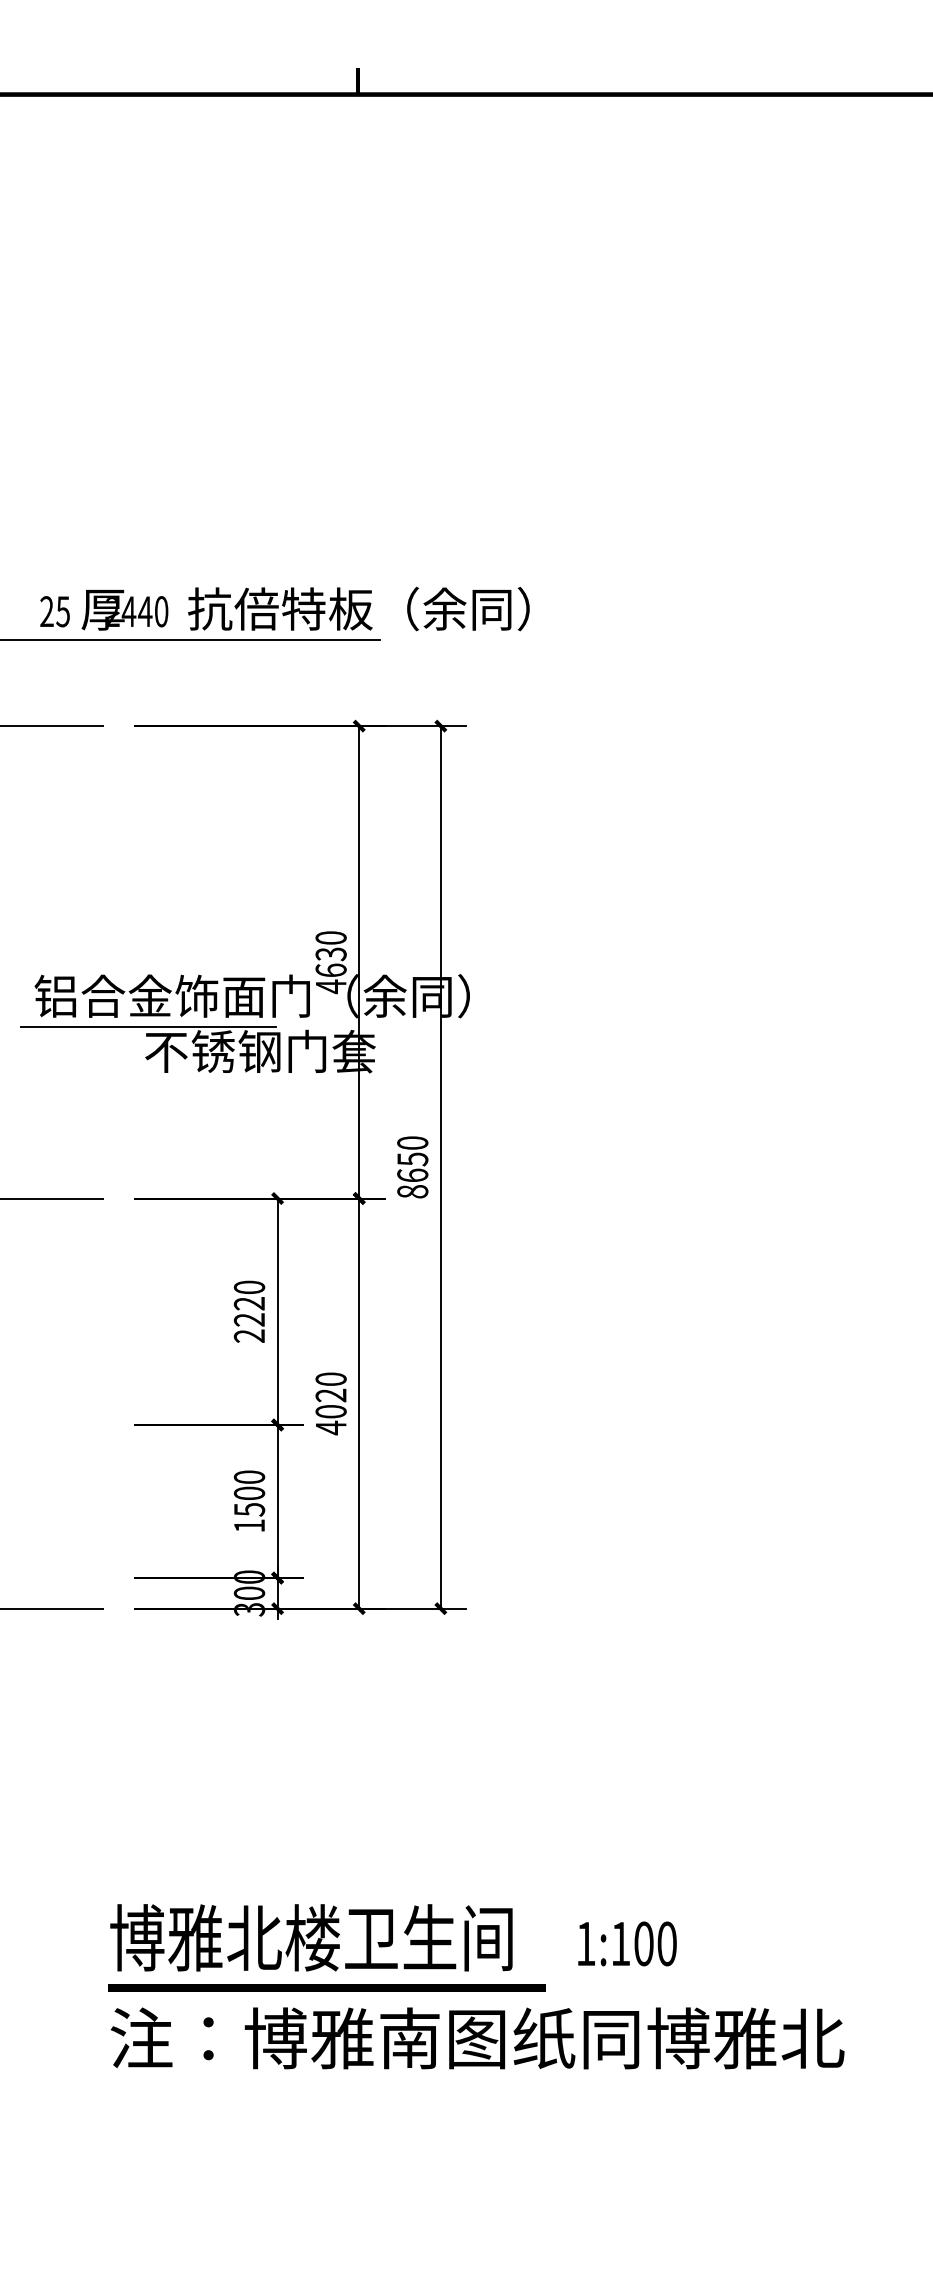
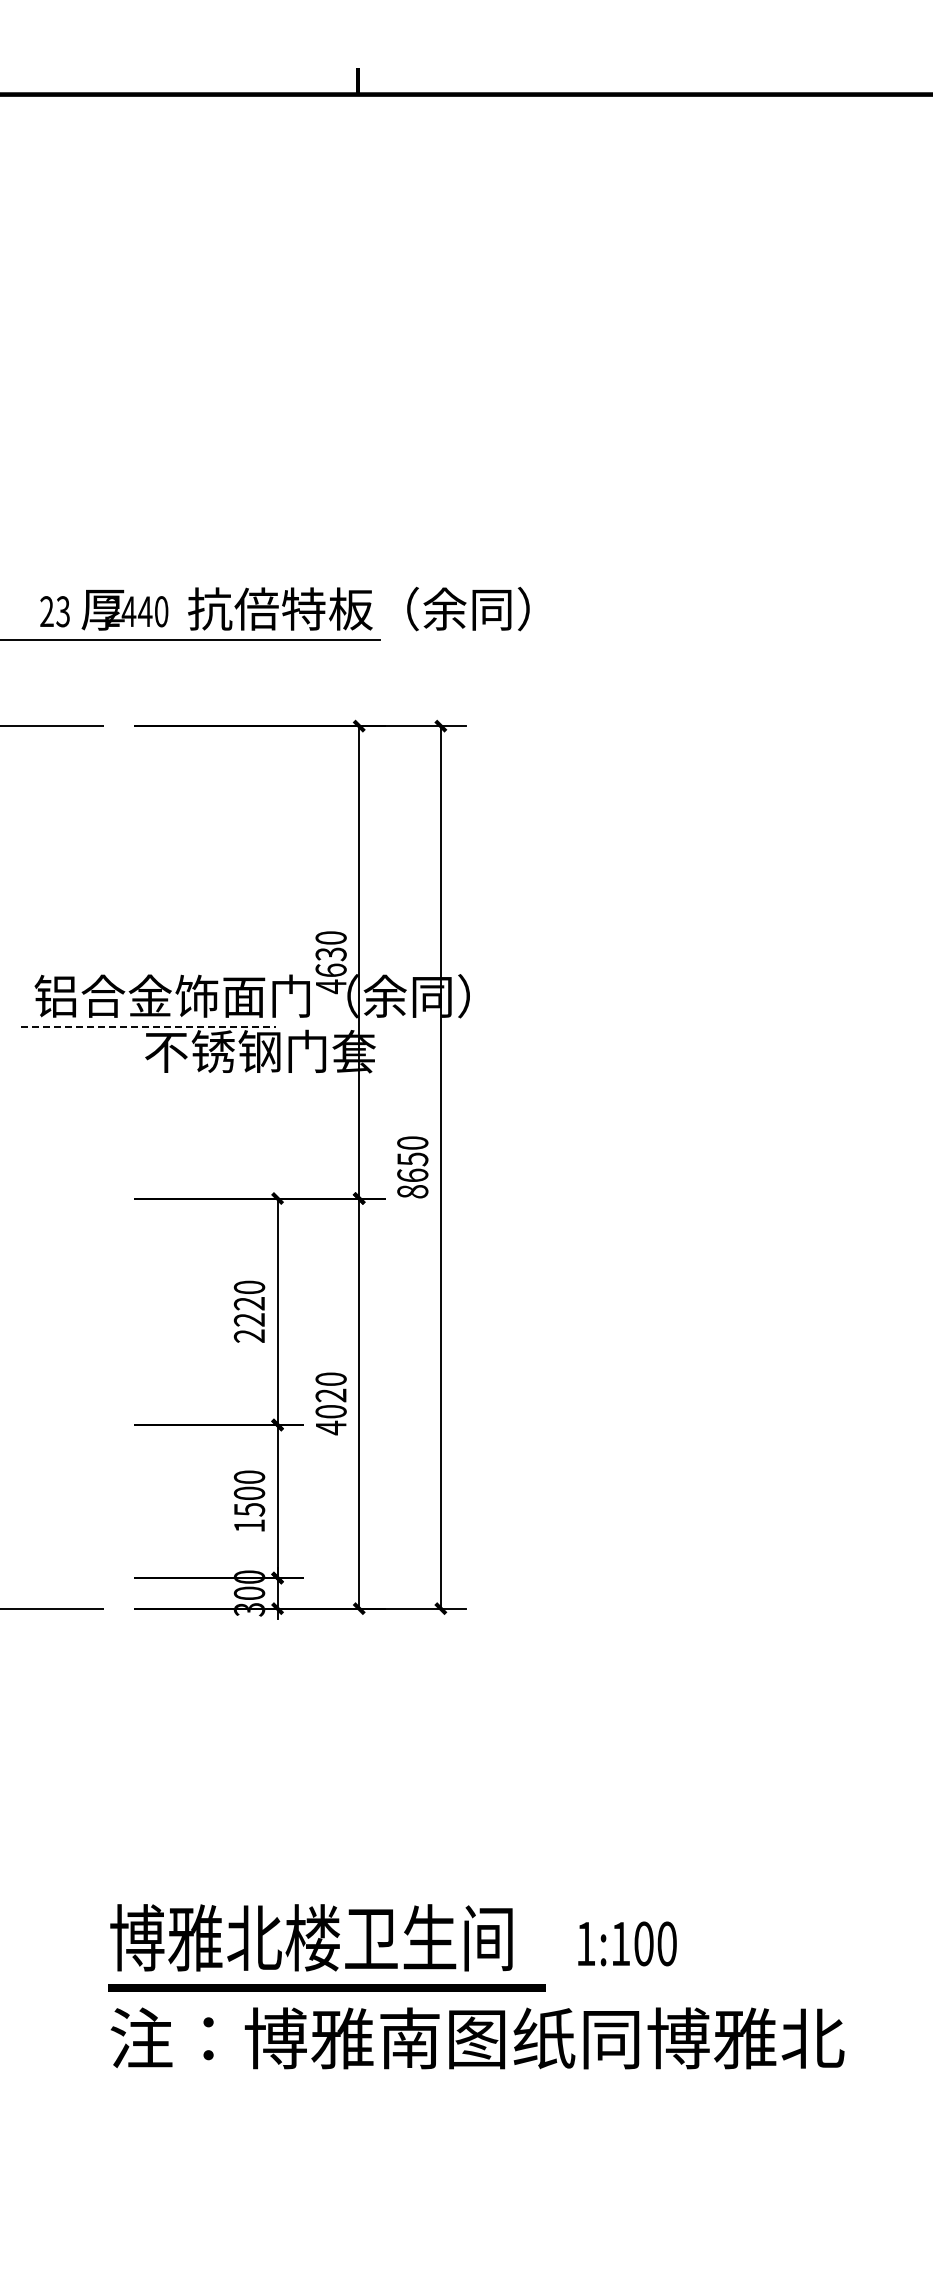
text: 25 -> 23 (63, 611)
line: solid -> dashed (149, 1026)
line: present -> none (53, 1198)
